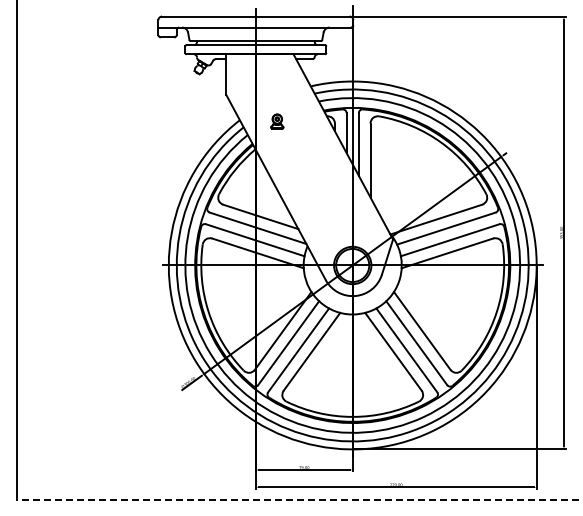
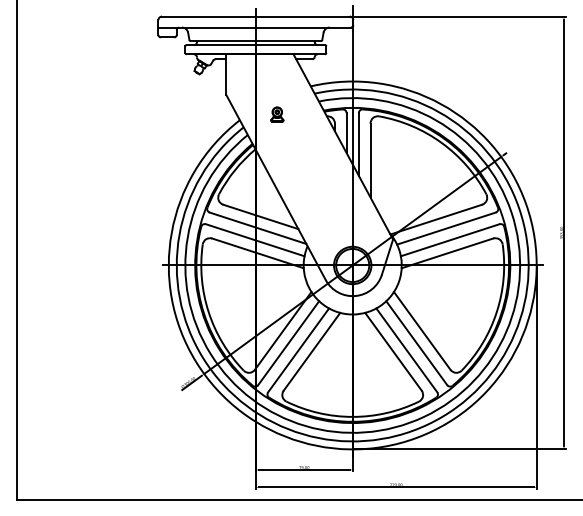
part position: (277, 121) -> (277, 114) (277, 114)
line: dashed -> solid (299, 500)
